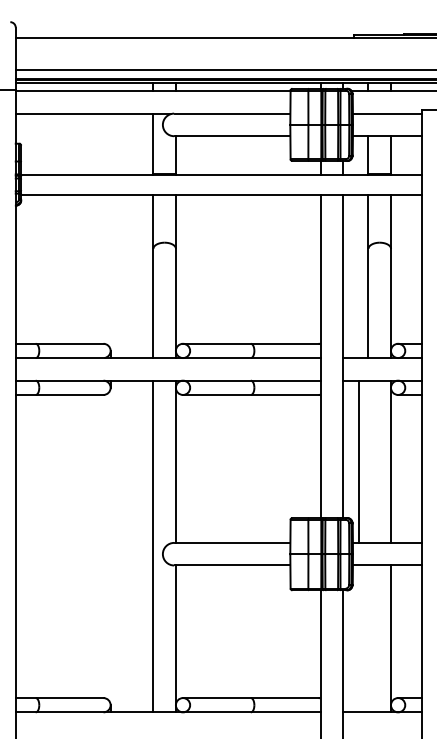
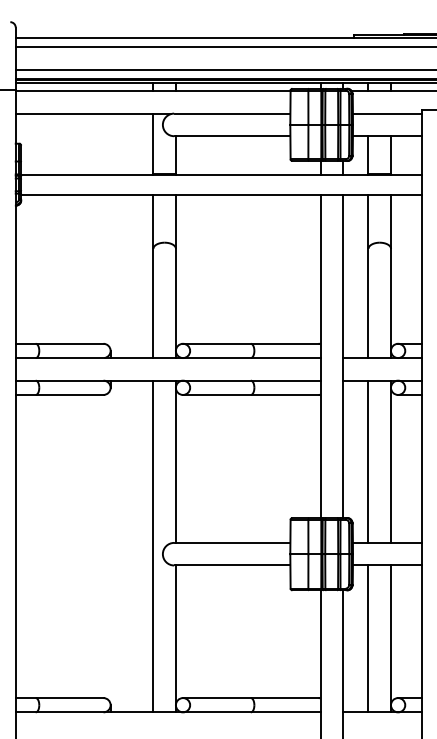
line: none -> present (224, 47)
line position: (359, 461) -> (368, 461) (368, 461)
line: none -> present (368, 638)
